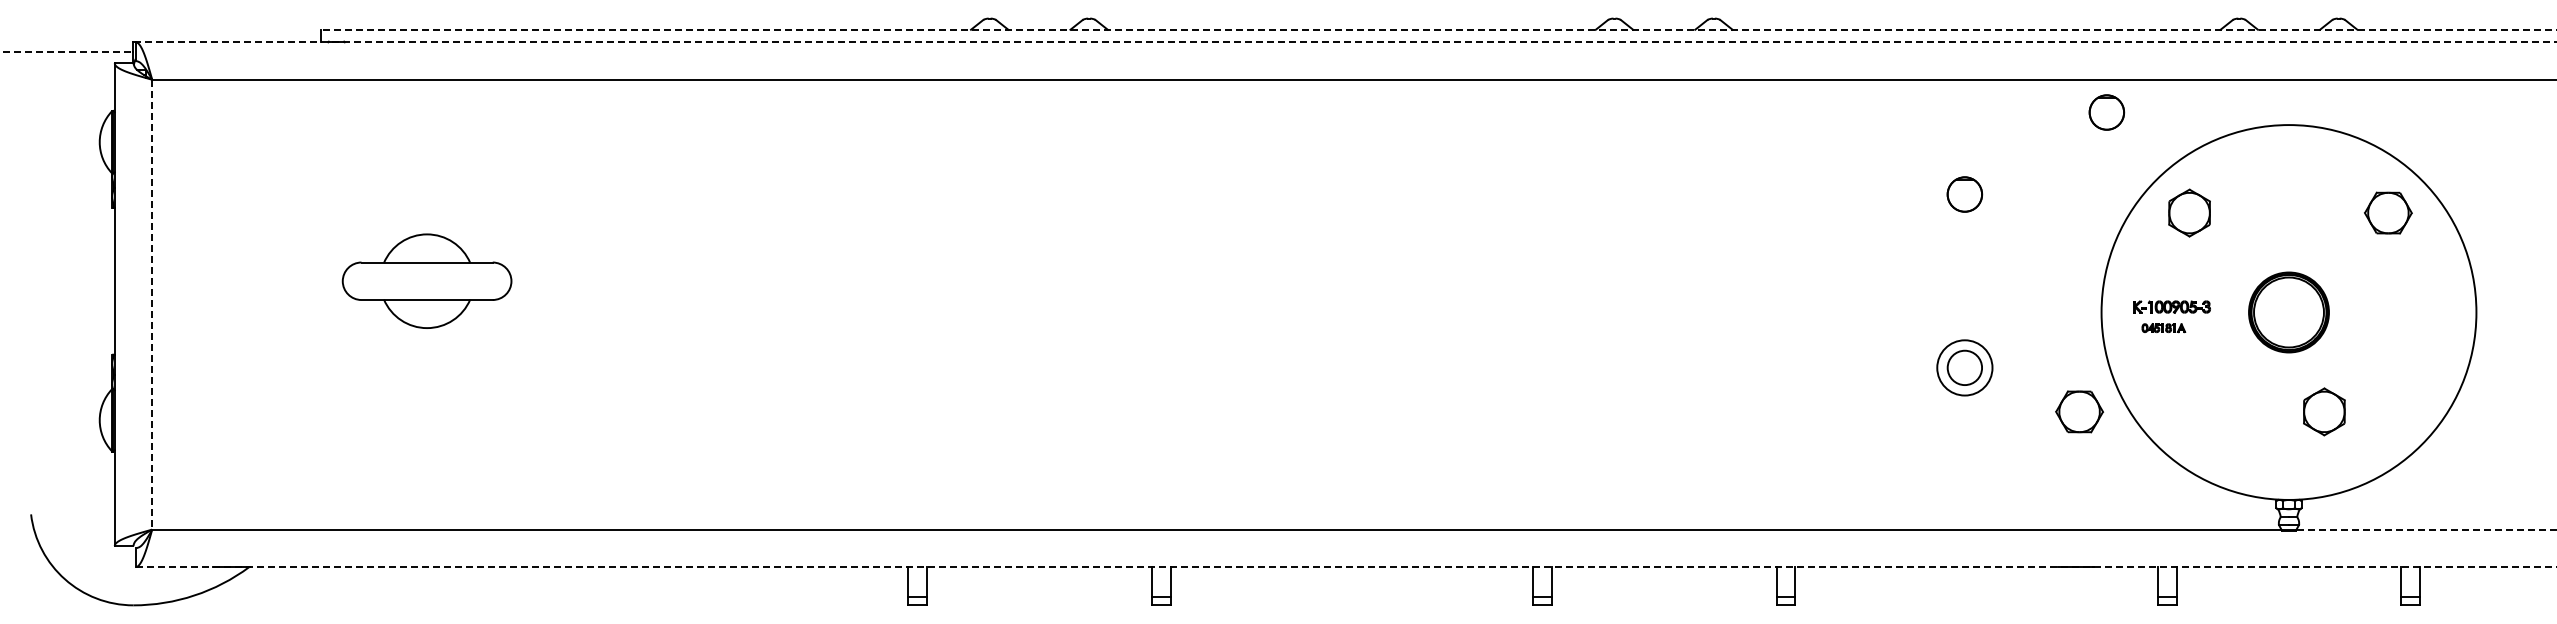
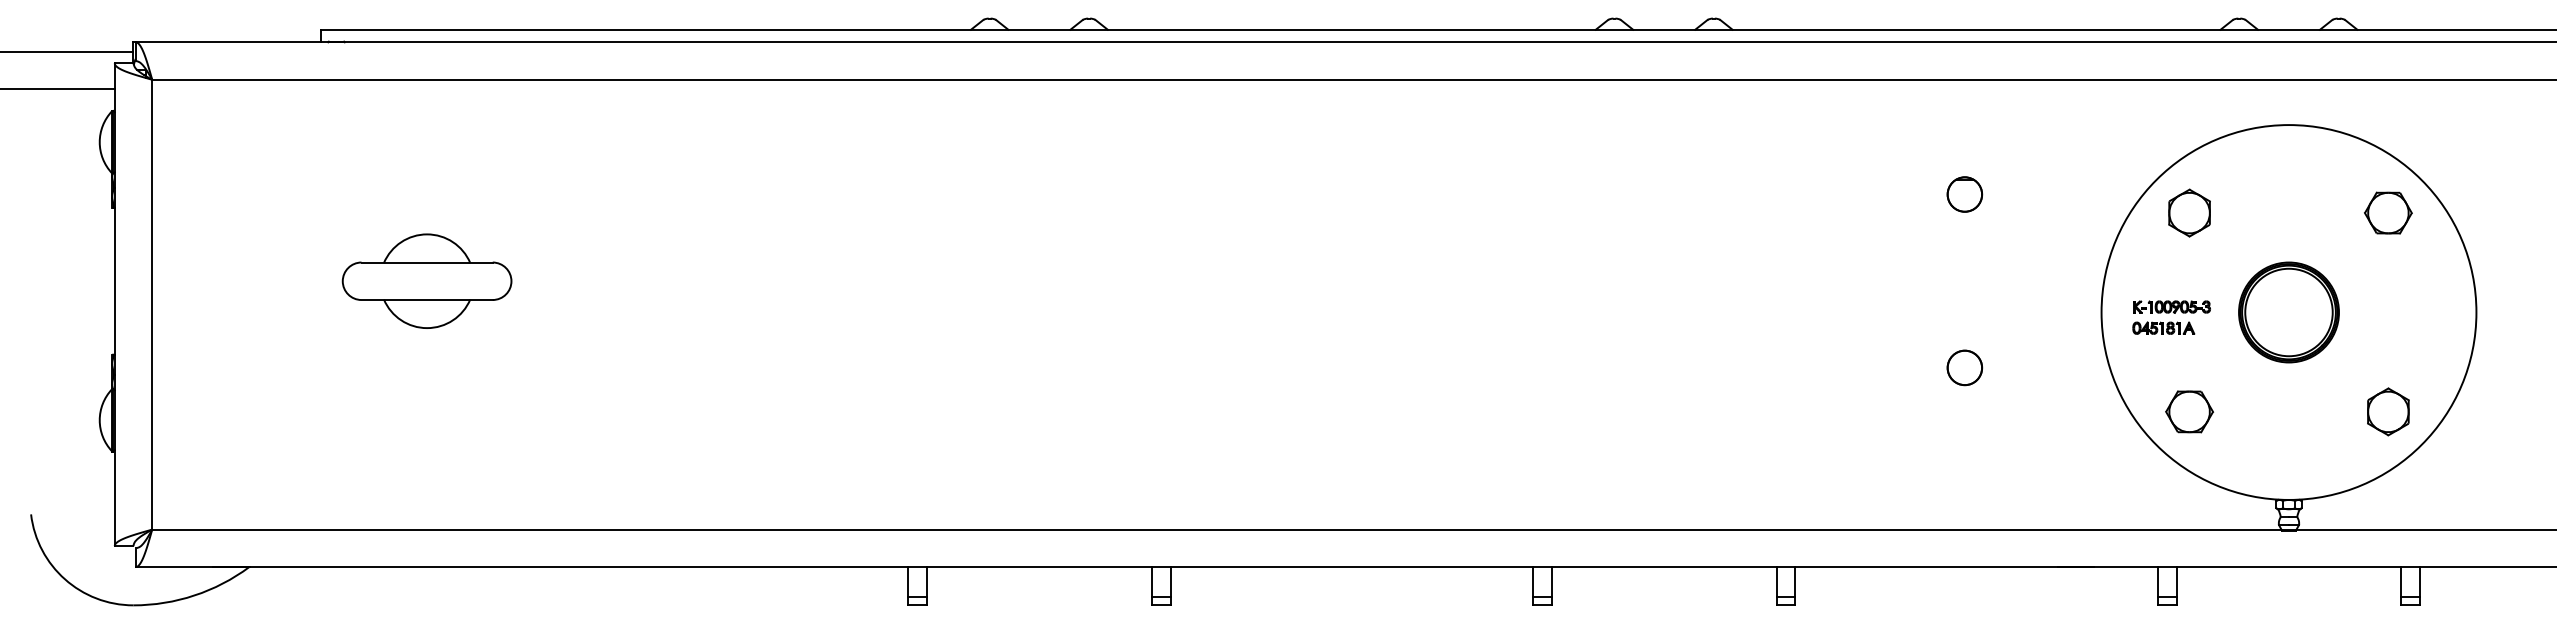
line: dashed -> solid (1438, 29)
line: dashed -> solid (1345, 42)
line: dashed -> solid (66, 51)
line: none -> present (58, 89)
part: present -> none (2106, 112)
line: dashed -> solid (152, 304)
part size: 82x83 px -> 102x103 px (2288, 312)
part size: 46x11 px -> 64x14 px (2163, 327)
circle diameter: 55 px -> 35 px (1964, 367)
part position: (2079, 411) -> (2189, 411) (2189, 411)
part position: (2324, 411) -> (2388, 411) (2388, 411)
line: dashed -> solid (2426, 529)
line: dashed -> solid (1346, 567)
